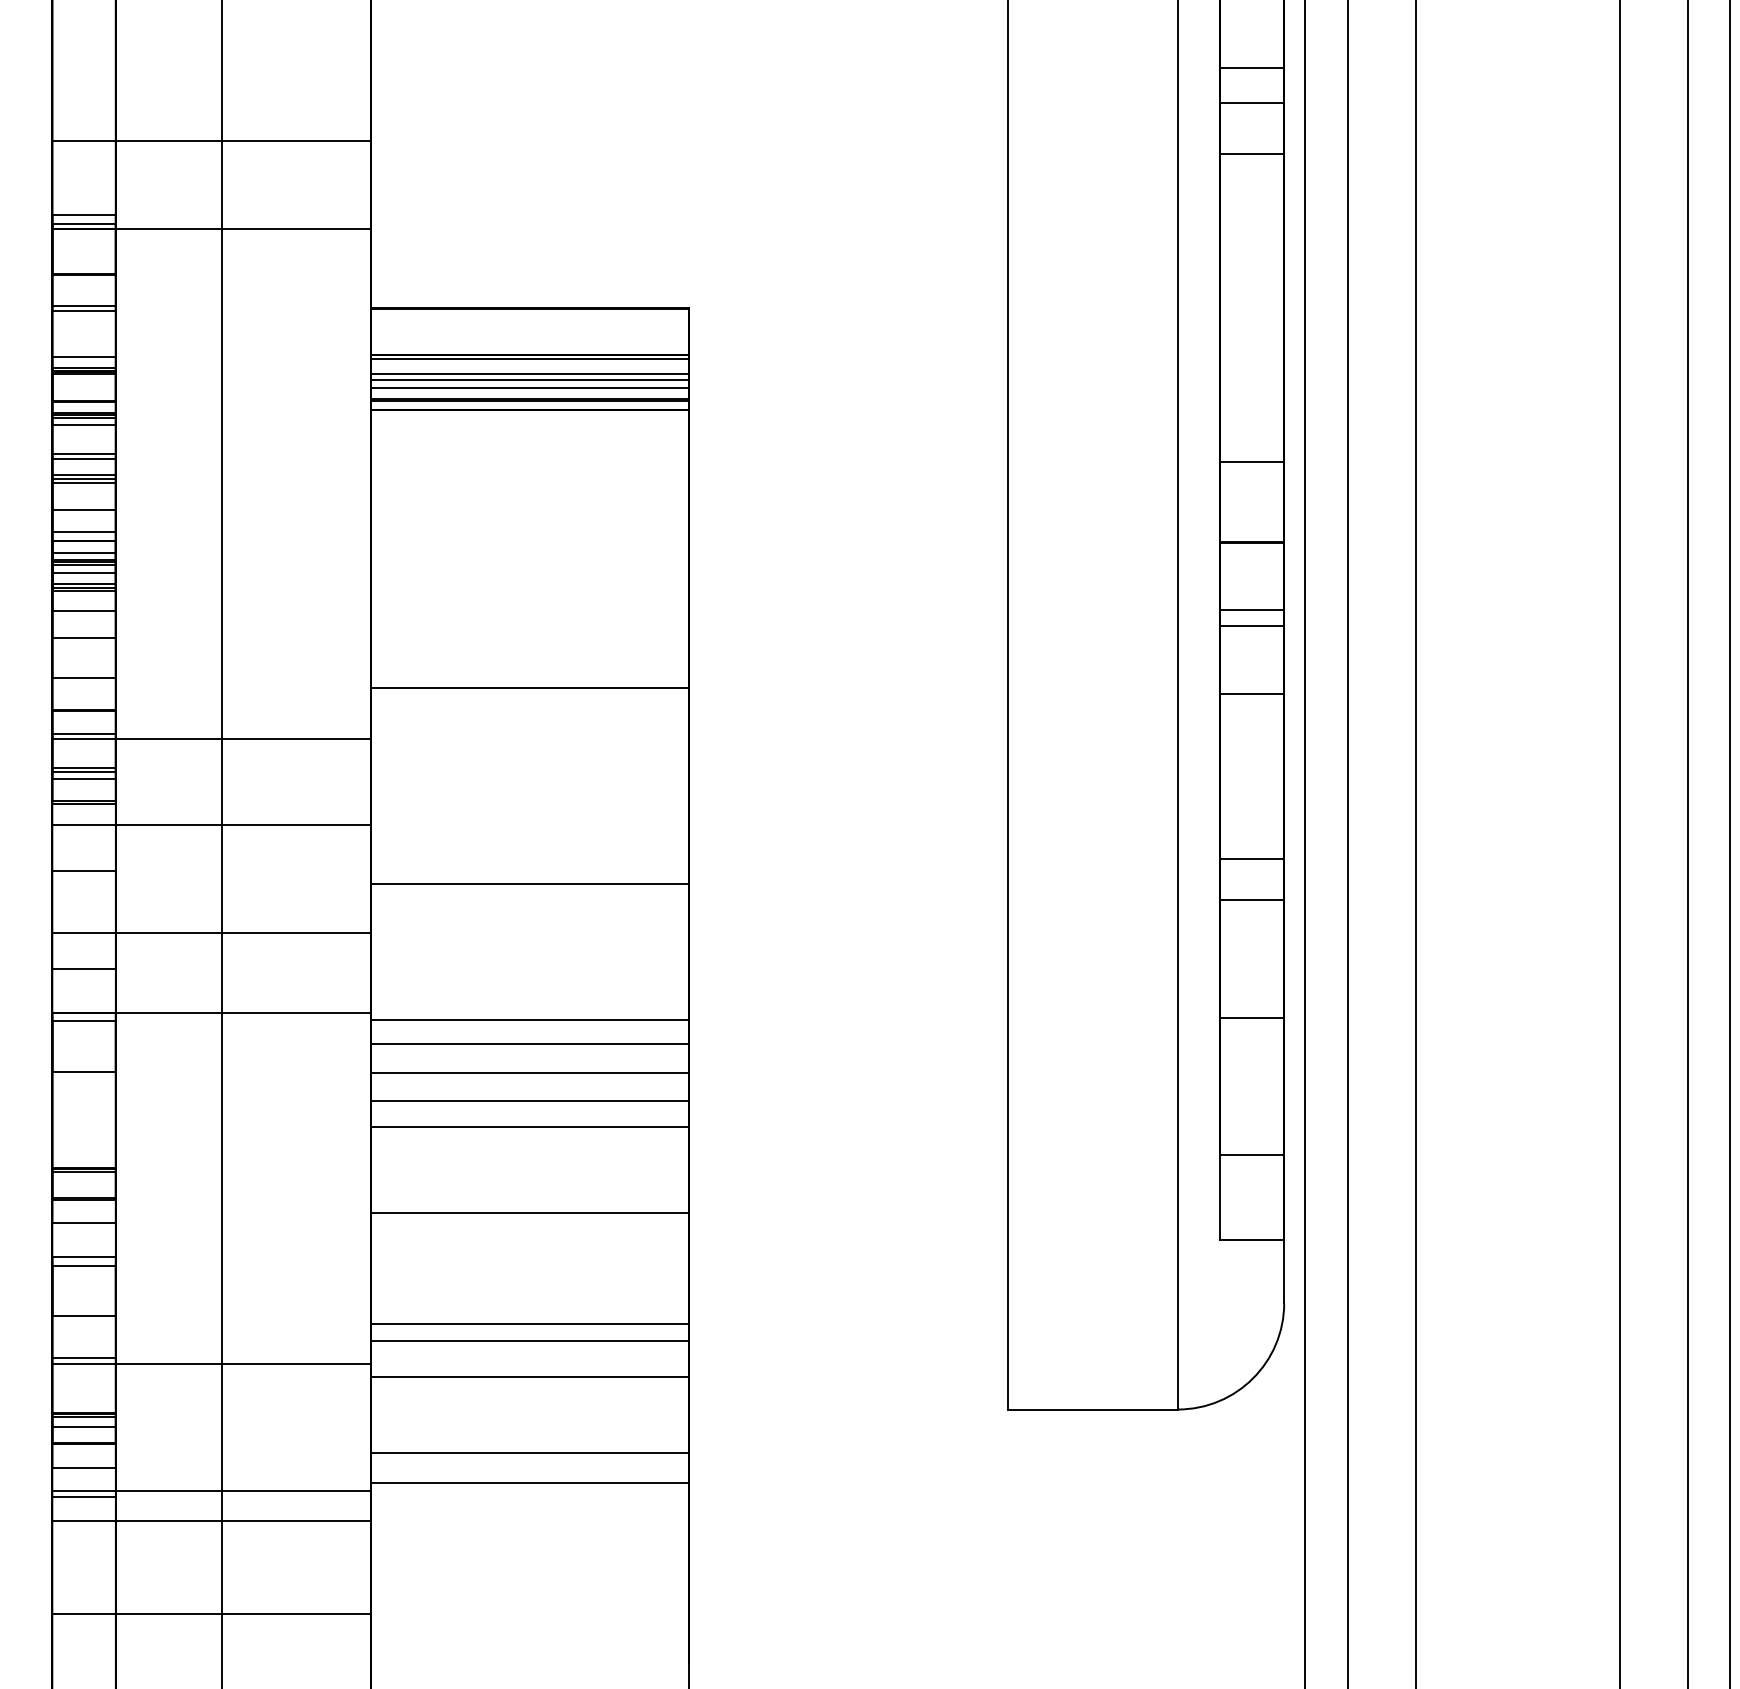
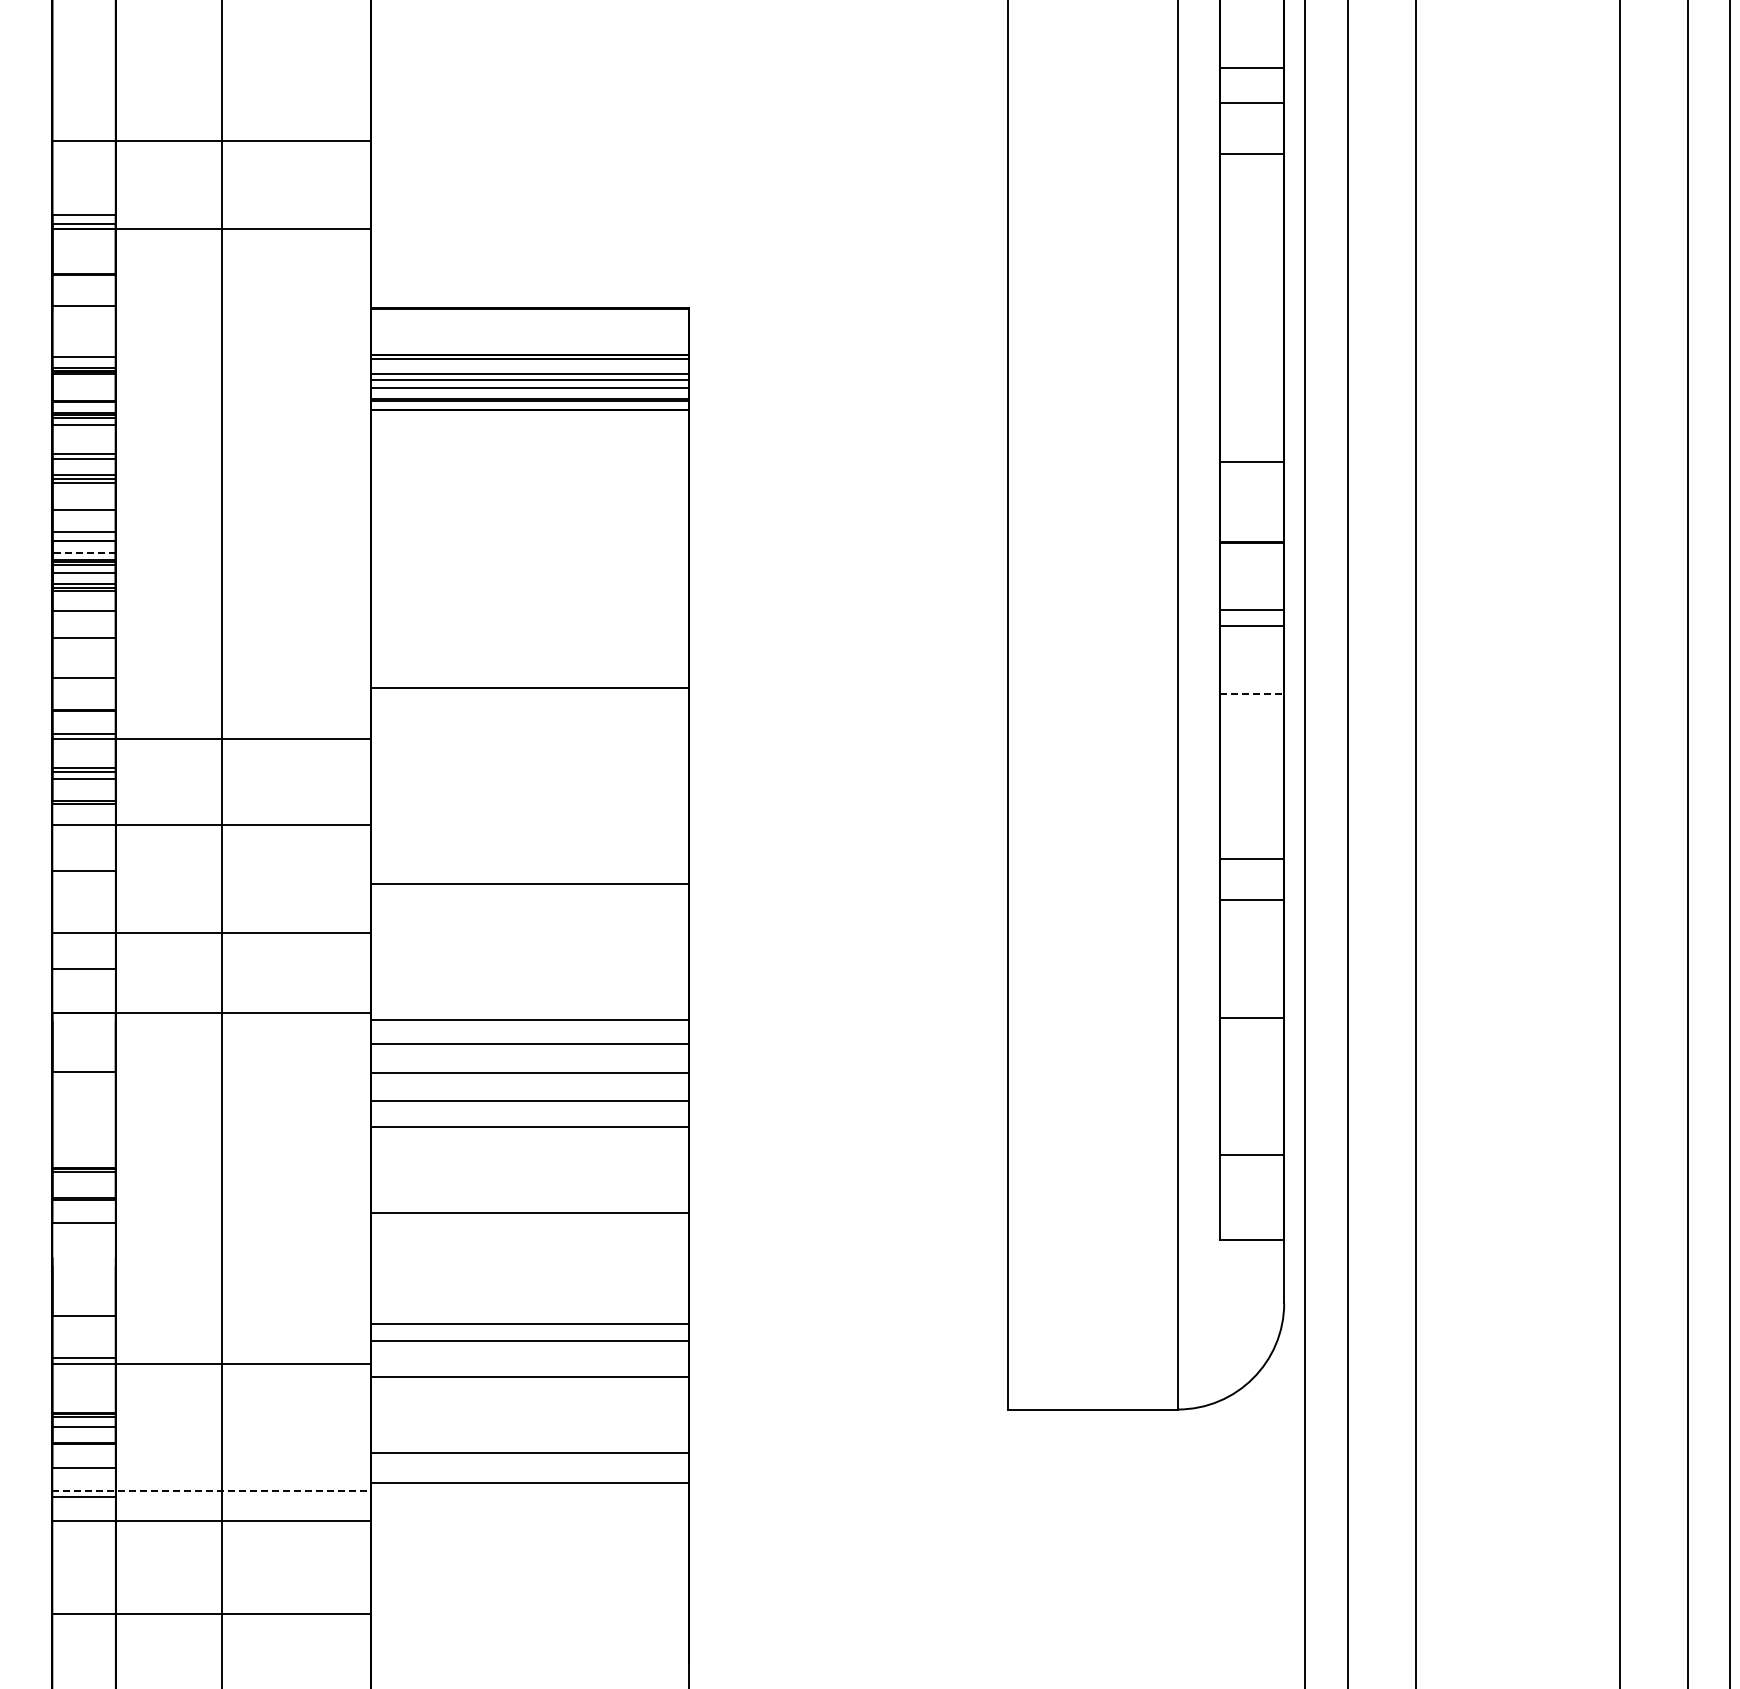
line: present -> none (83, 311)
line: solid -> dashed (84, 553)
line: solid -> dashed (1252, 694)
line: present -> none (83, 1021)
line: present -> none (83, 1257)
line: present -> none (83, 1265)
line: solid -> dashed (212, 1491)
